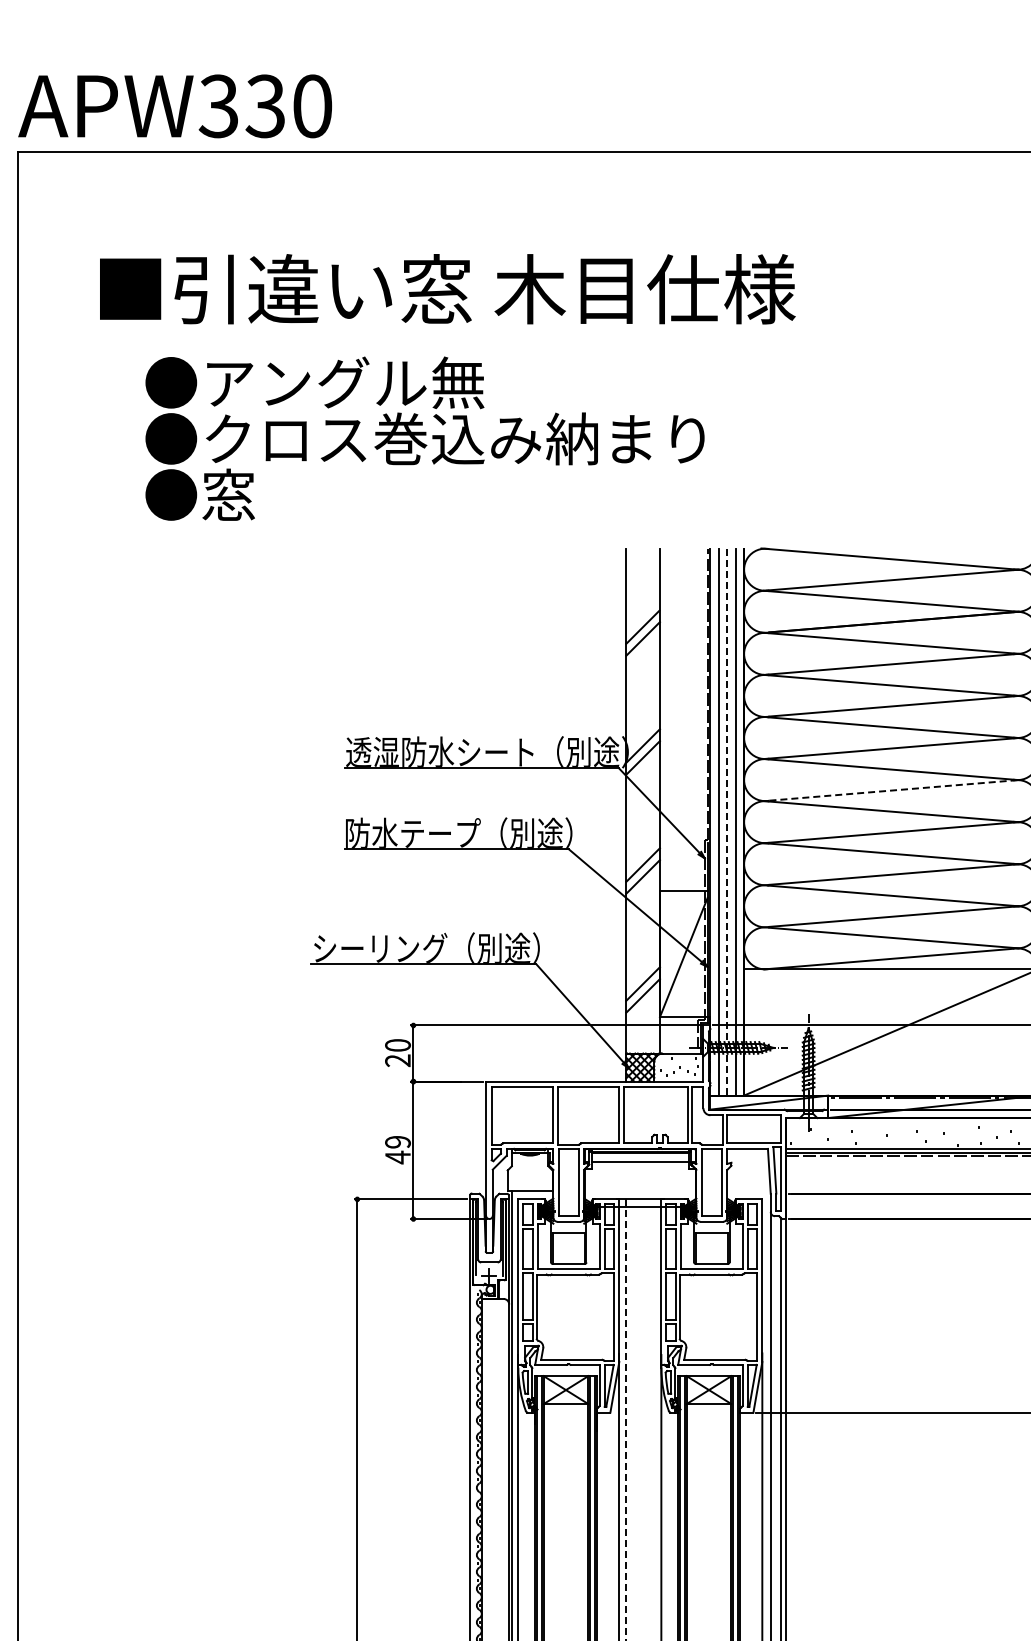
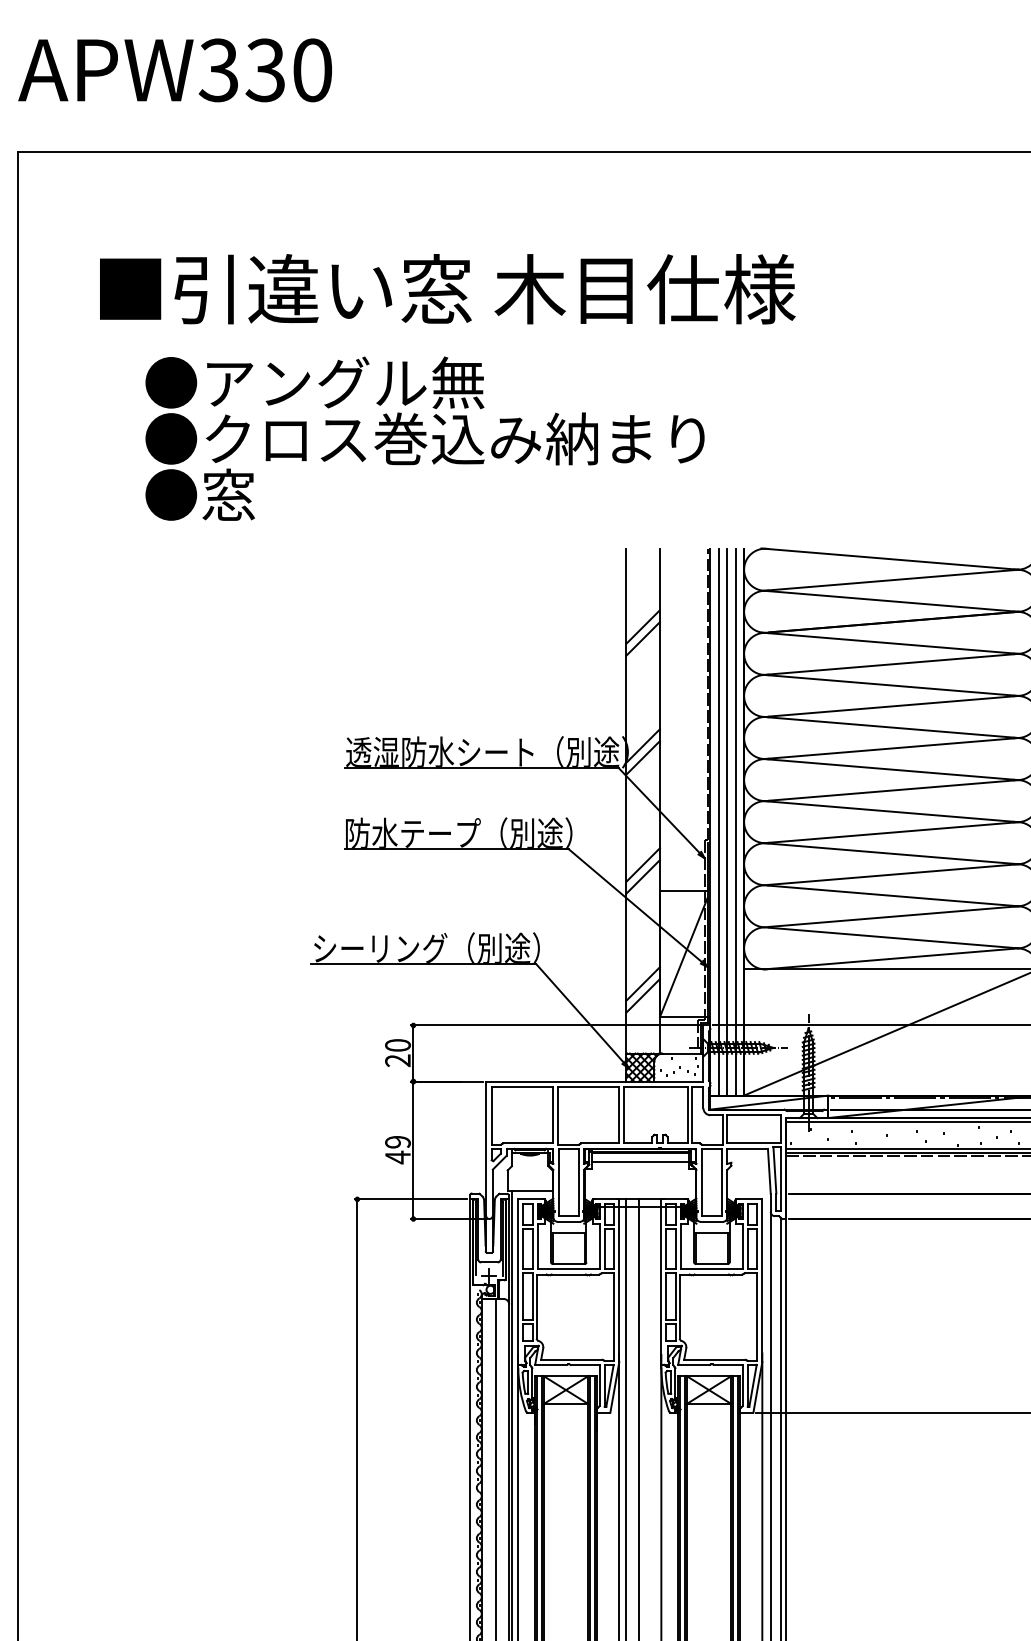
text position: (174, 106) -> (174, 70) (174, 70)
line: dashed -> solid (894, 790)
line: dashed -> solid (727, 822)
line: none -> present (906, 1122)
line: none -> present (638, 1418)
line: dashed -> solid (626, 1420)
line: none -> present (495, 1467)
